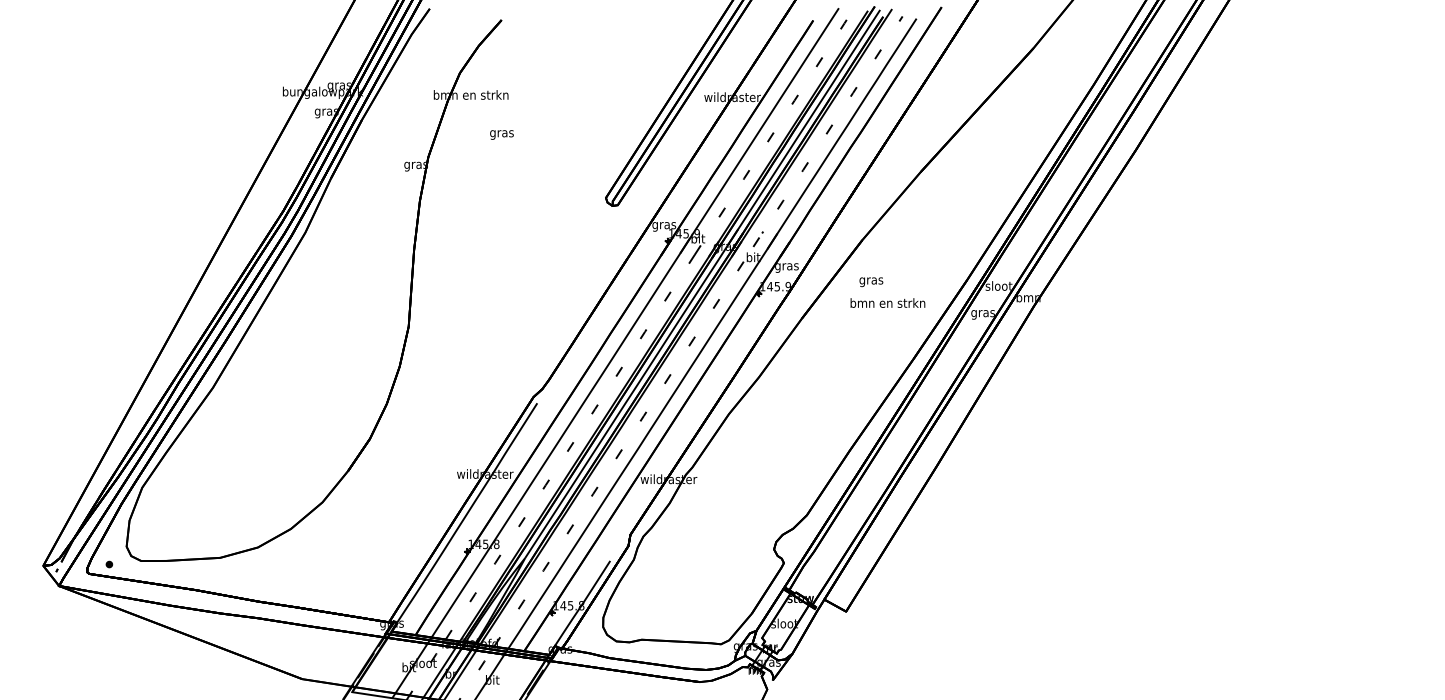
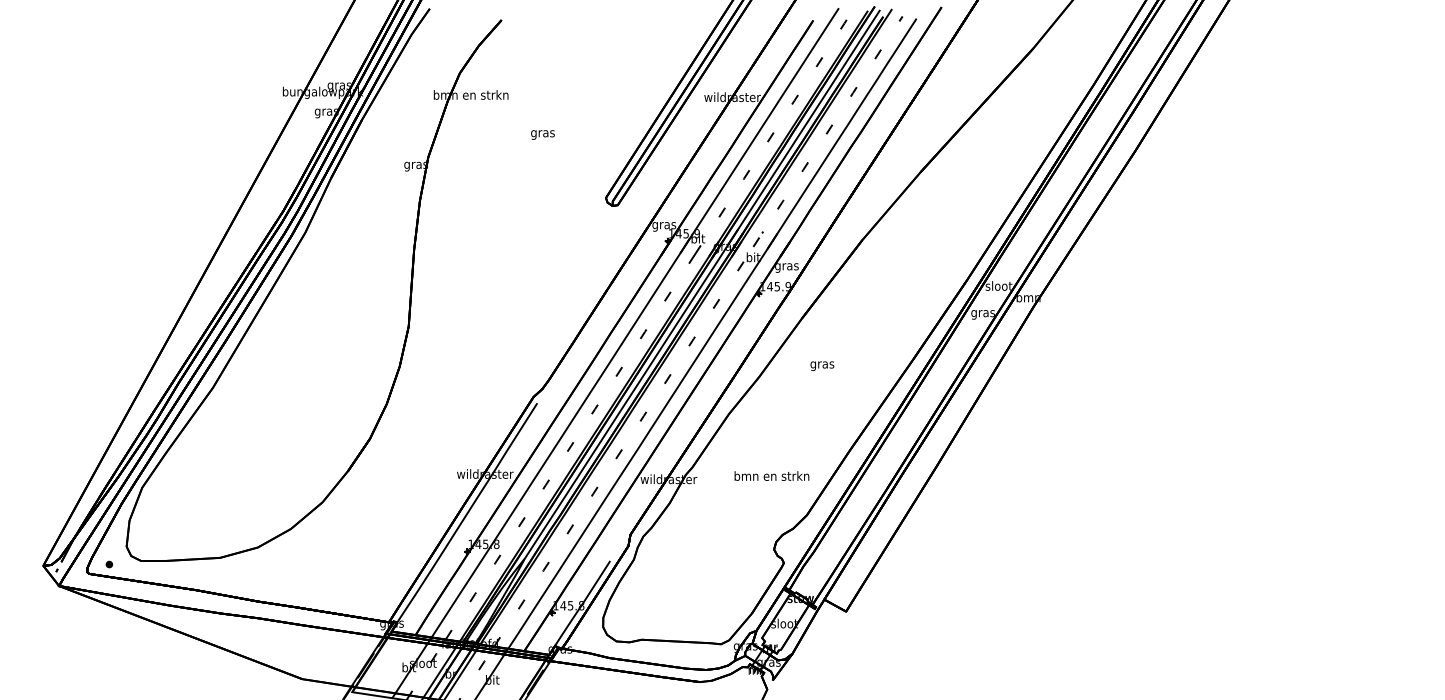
text position: (501, 134) -> (542, 134) (542, 134)
text position: (871, 282) -> (822, 366) (822, 366)
text position: (887, 302) -> (771, 475) (771, 475)
